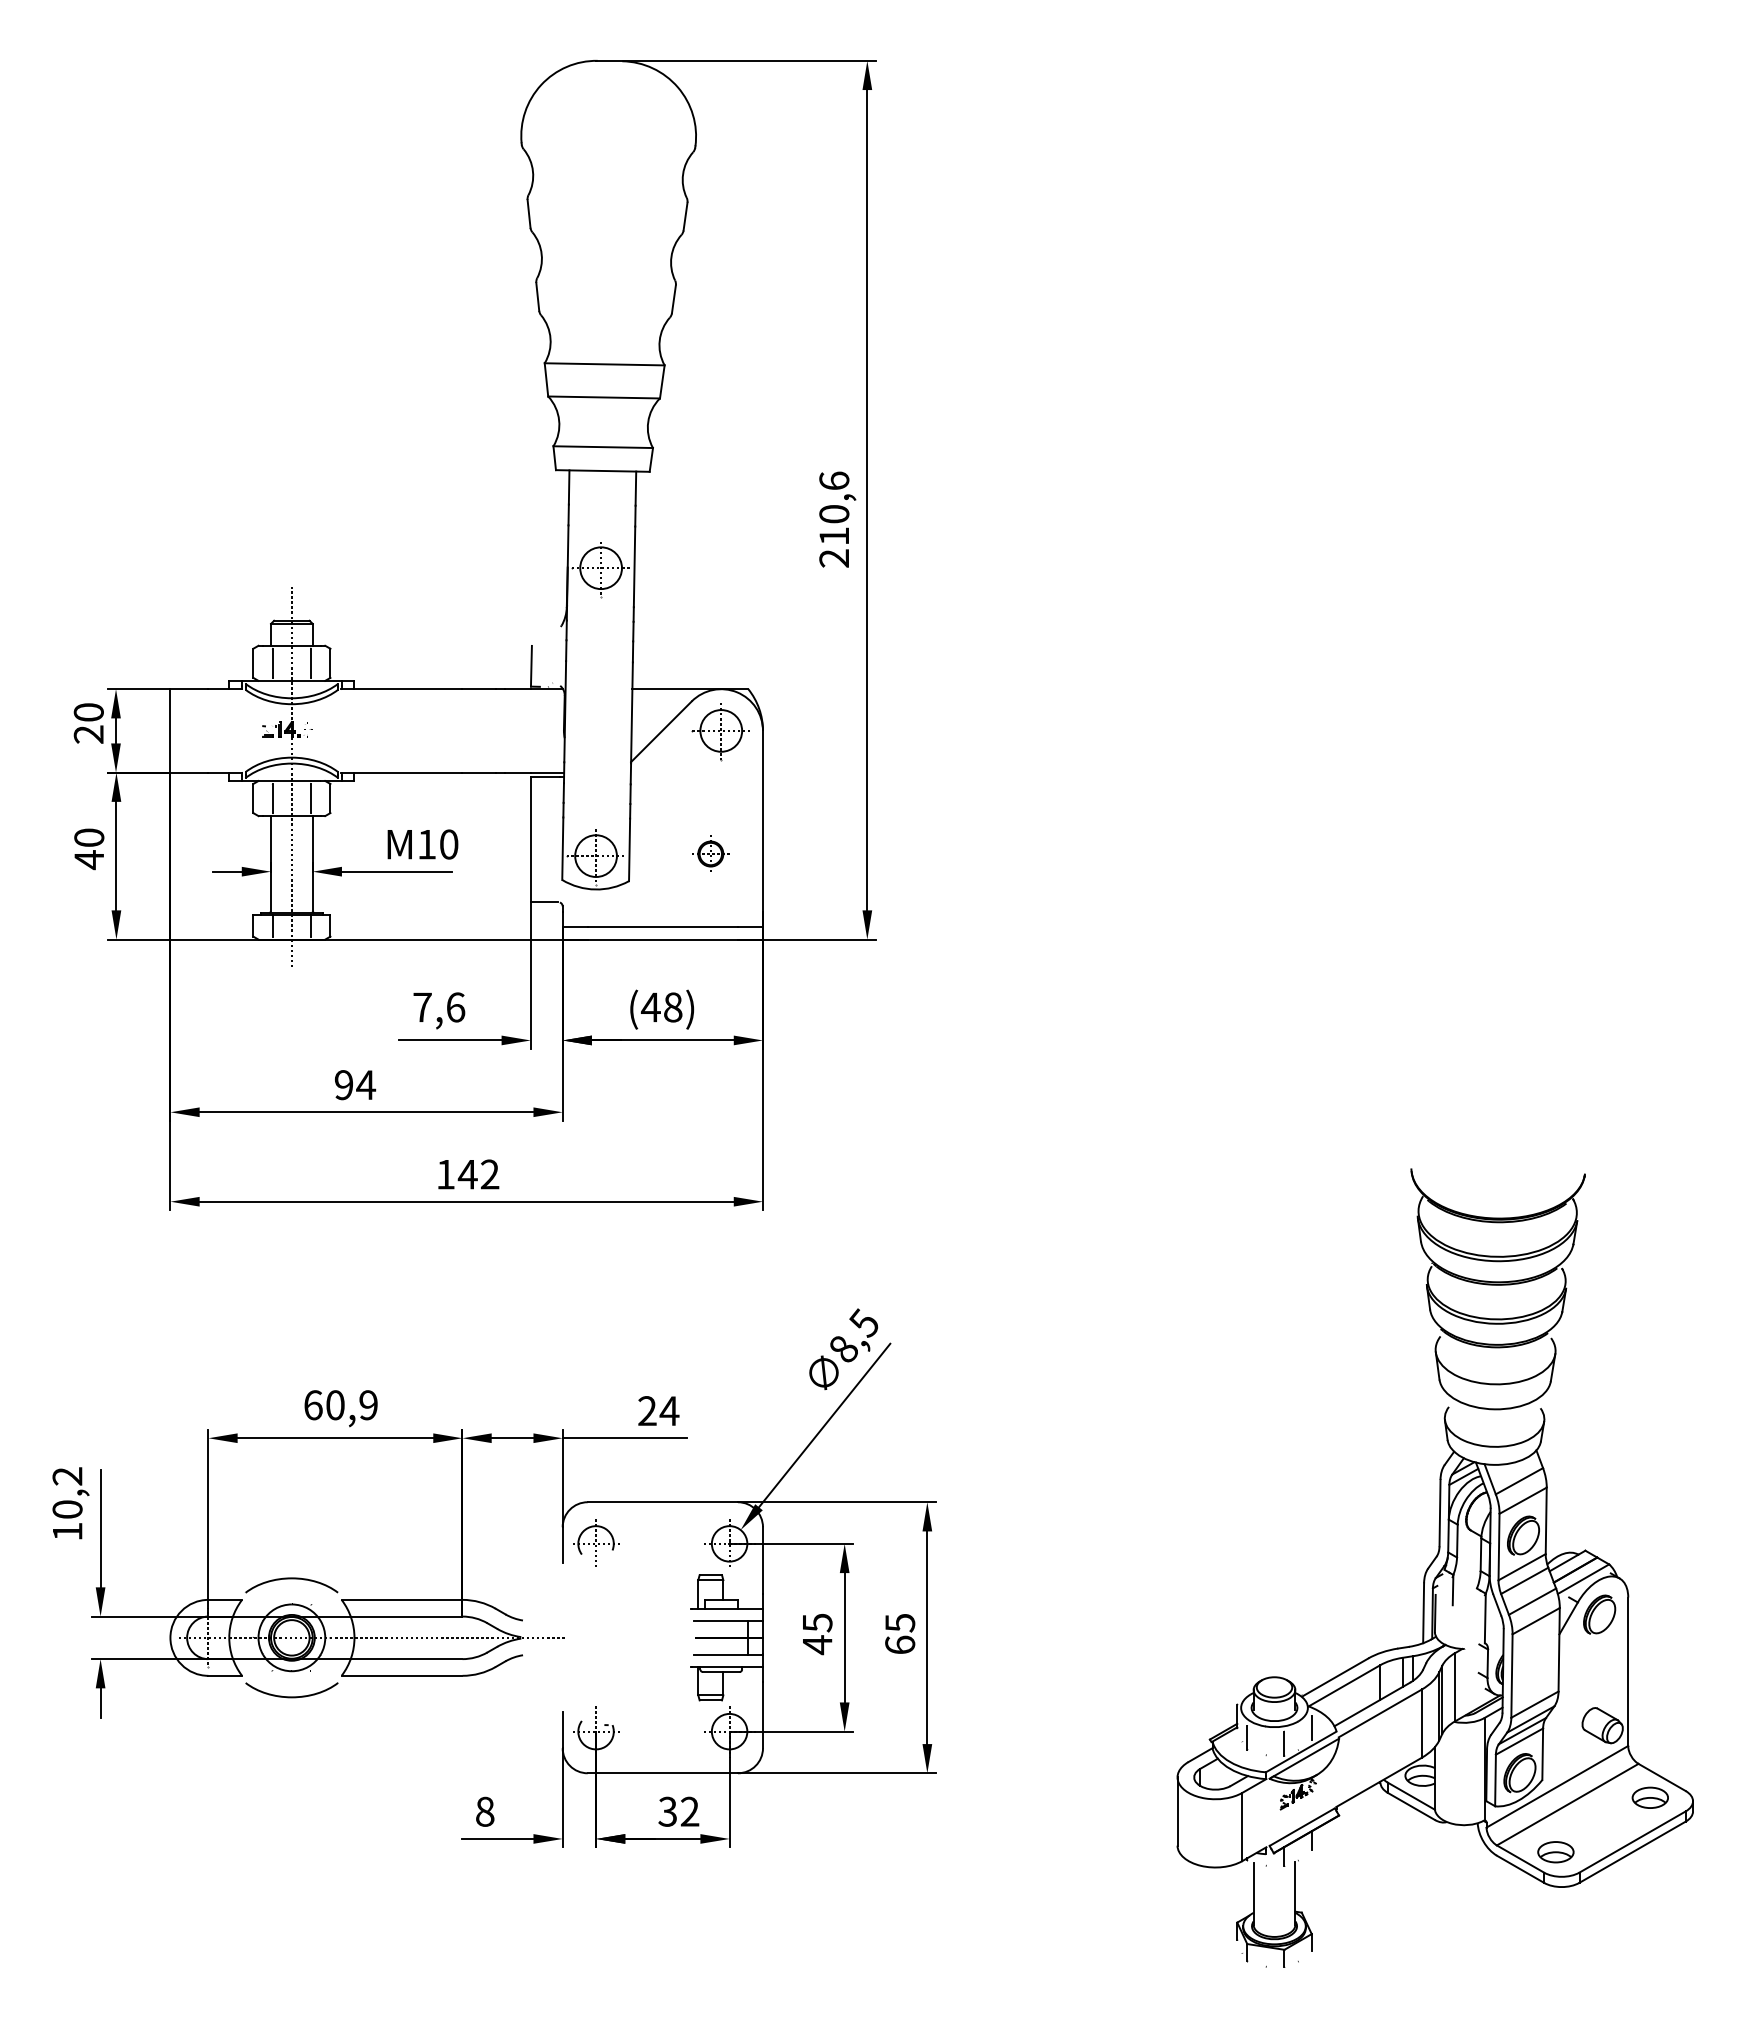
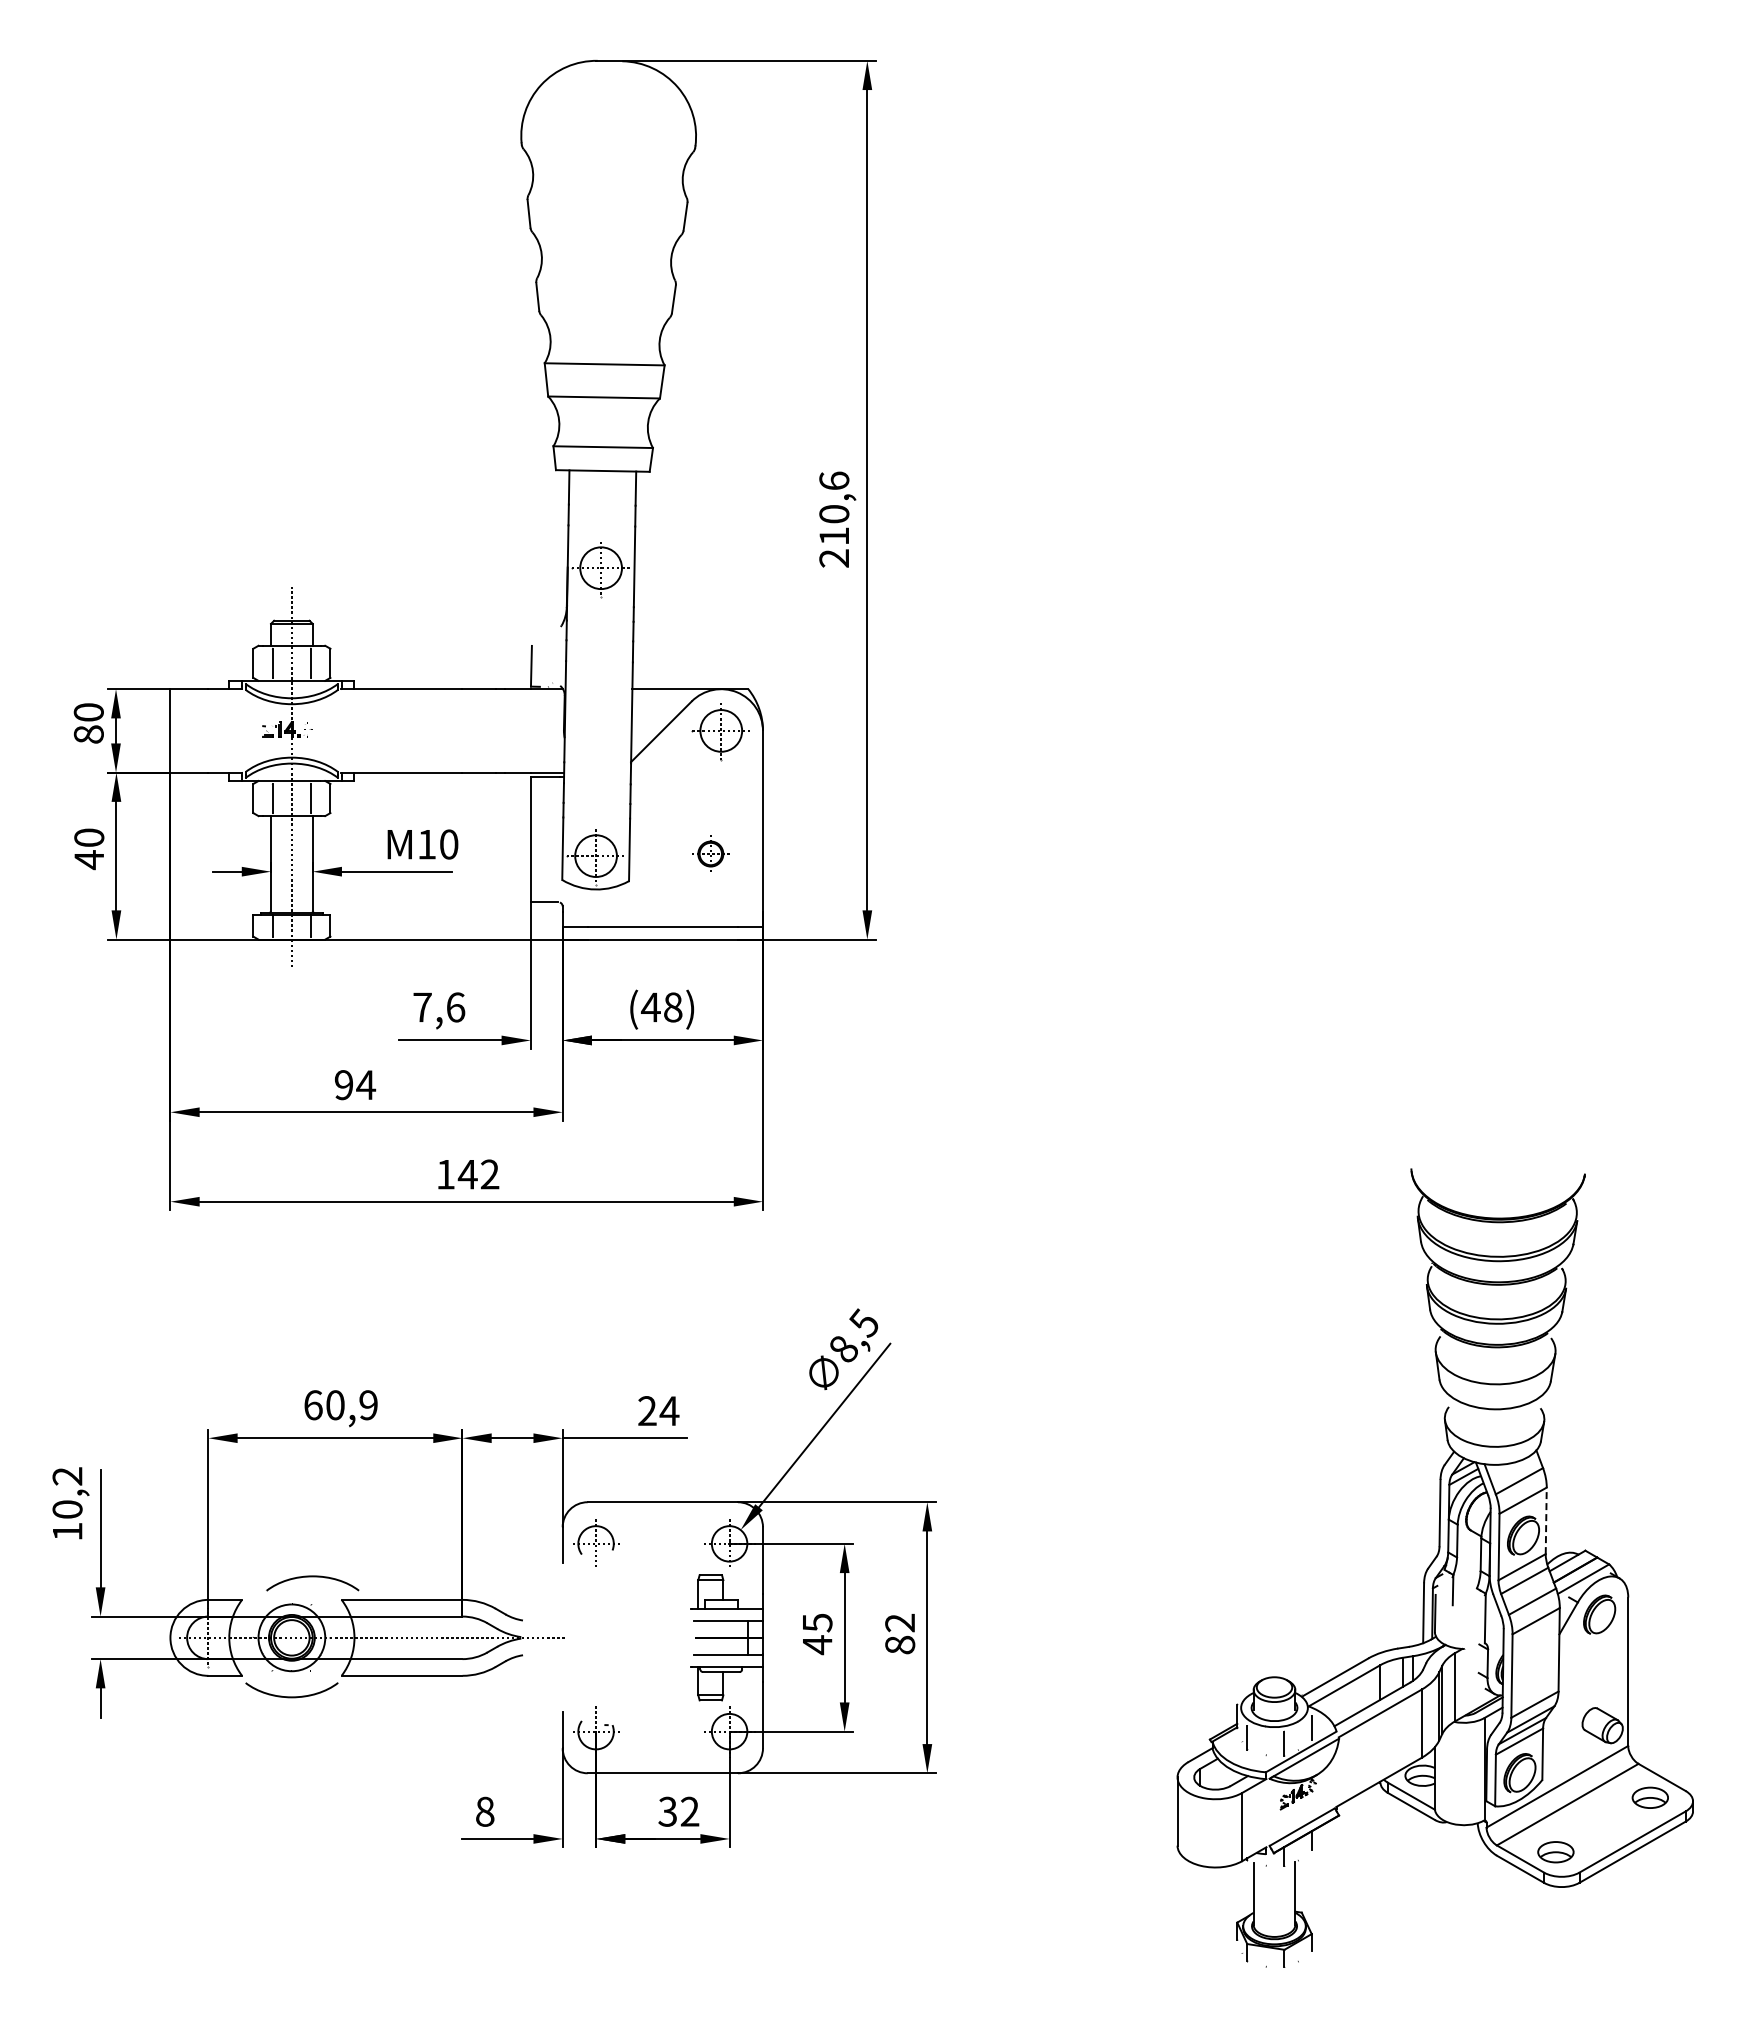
text: 20 -> 80 (88, 734)
line: solid -> dashed (1546, 1520)
part position: (291, 1585) -> (312, 1583) (312, 1583)
text: 65 -> 82 (900, 1633)
